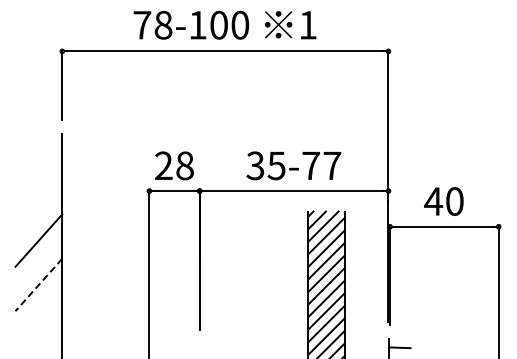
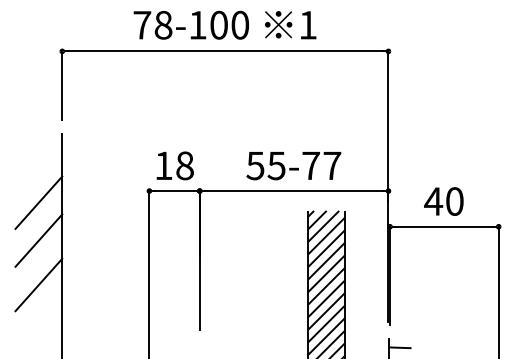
text: 28 -> 18 (163, 165)
text: 35-77 -> 55-77 (255, 165)
line: none -> present (38, 202)
line: dashed -> solid (38, 285)
